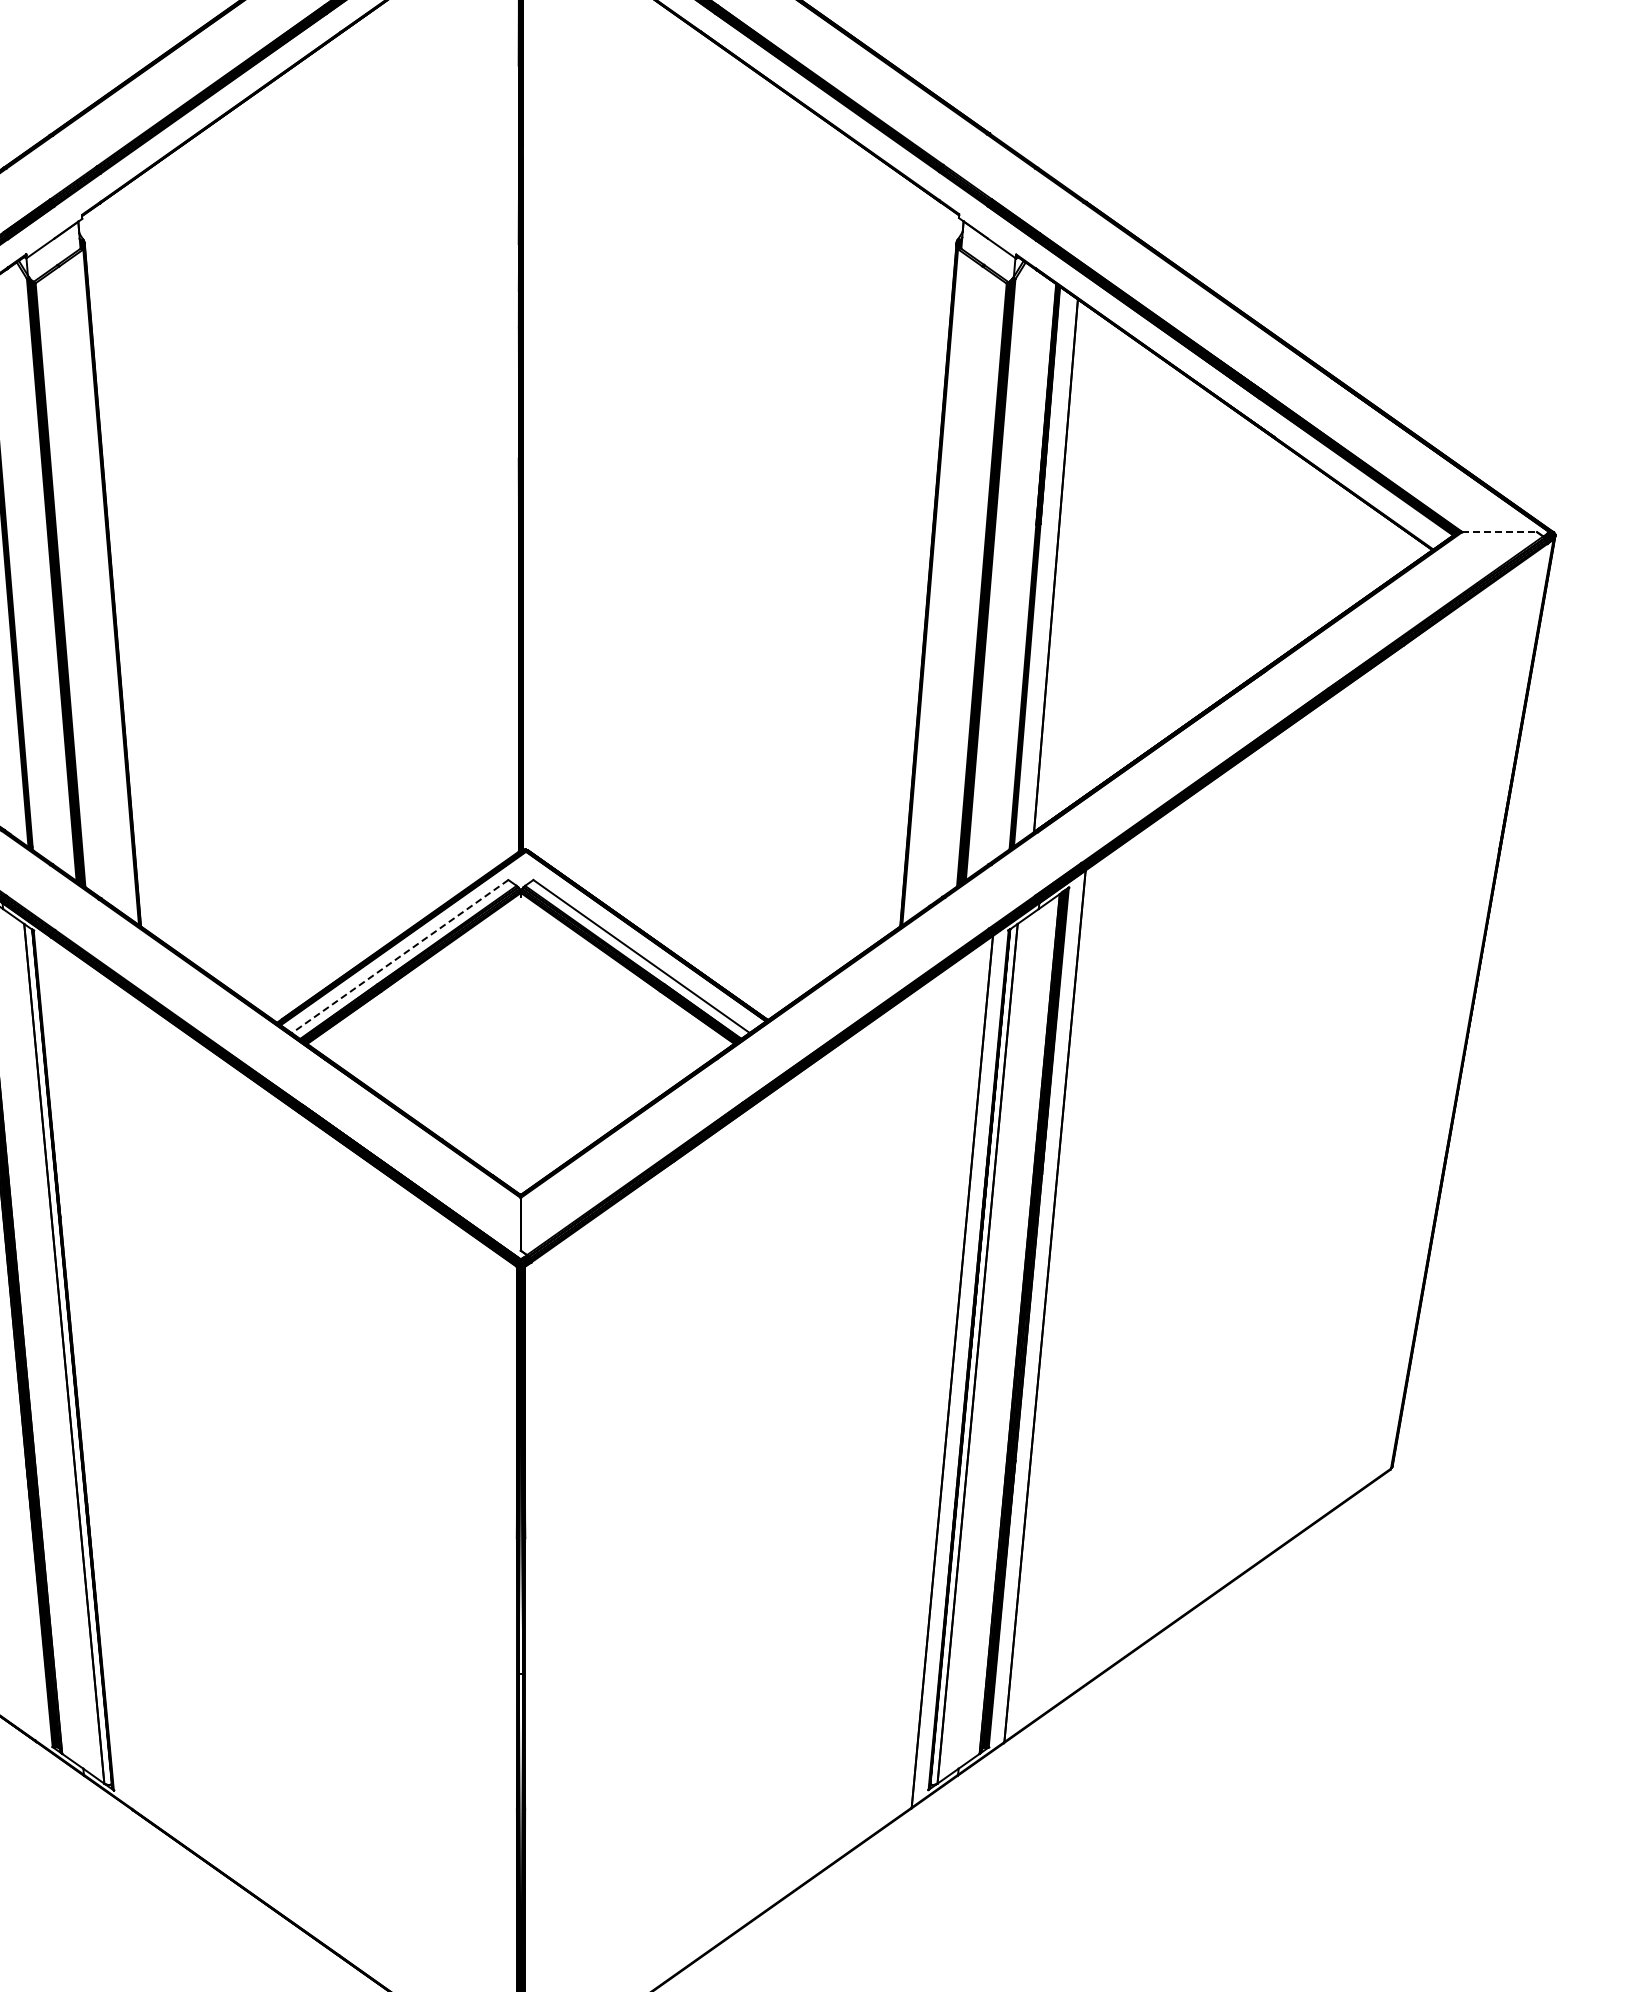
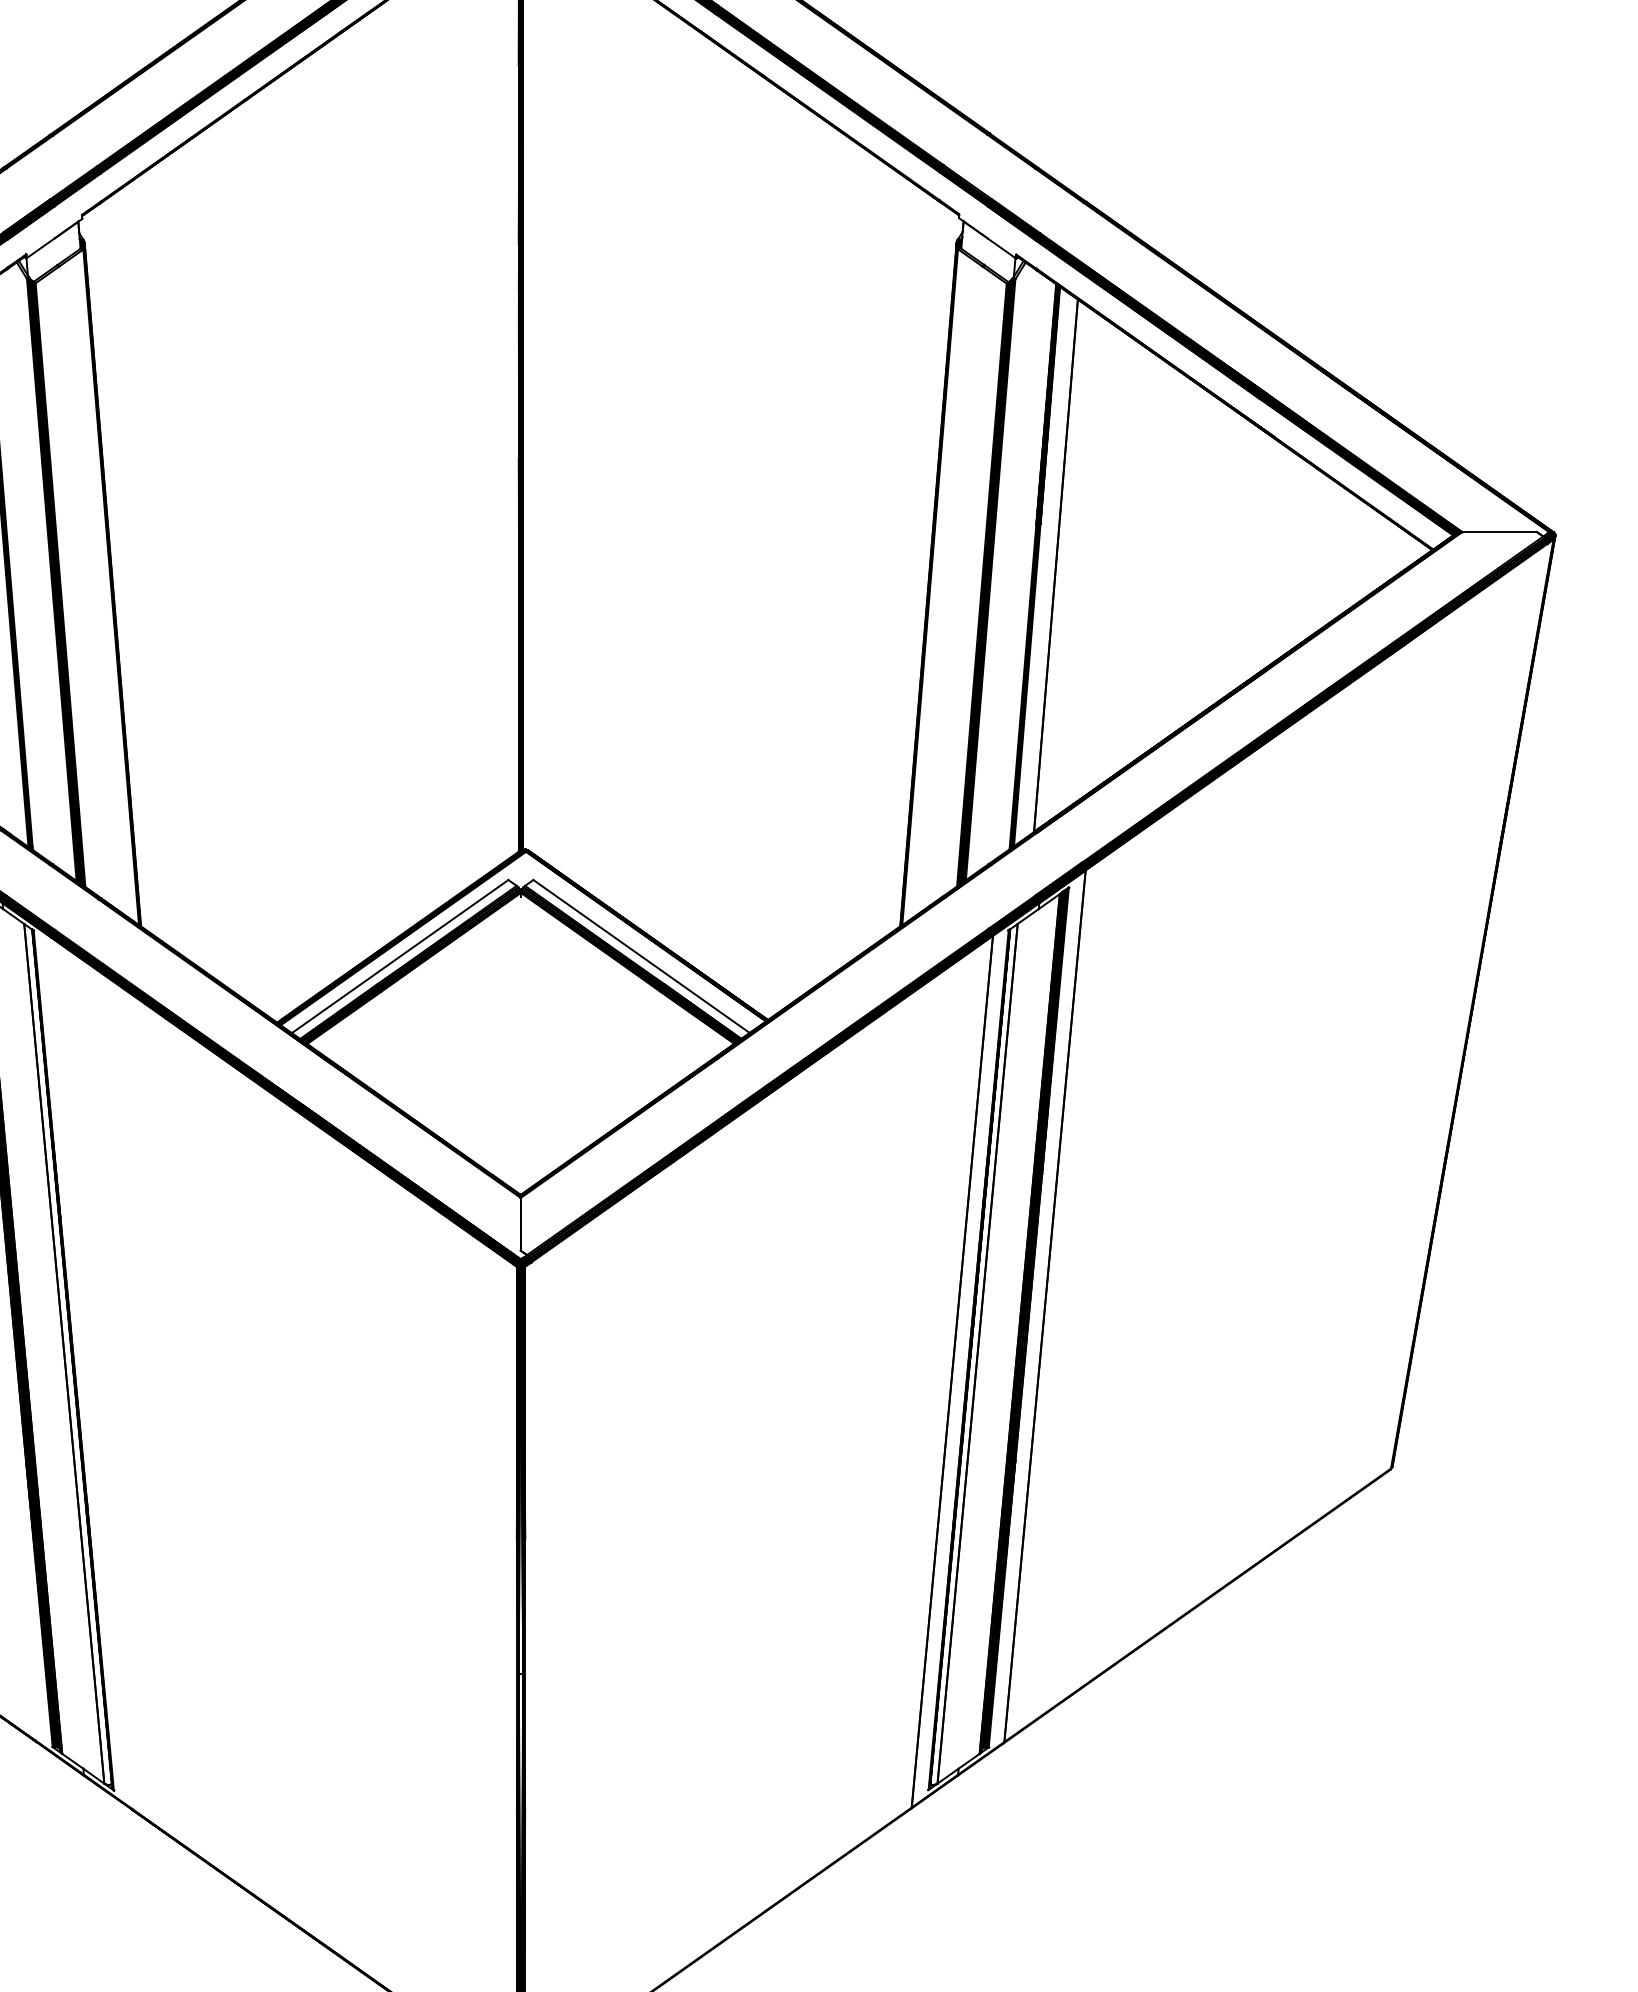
line: dashed -> solid (1500, 532)
line: dashed -> solid (400, 956)
